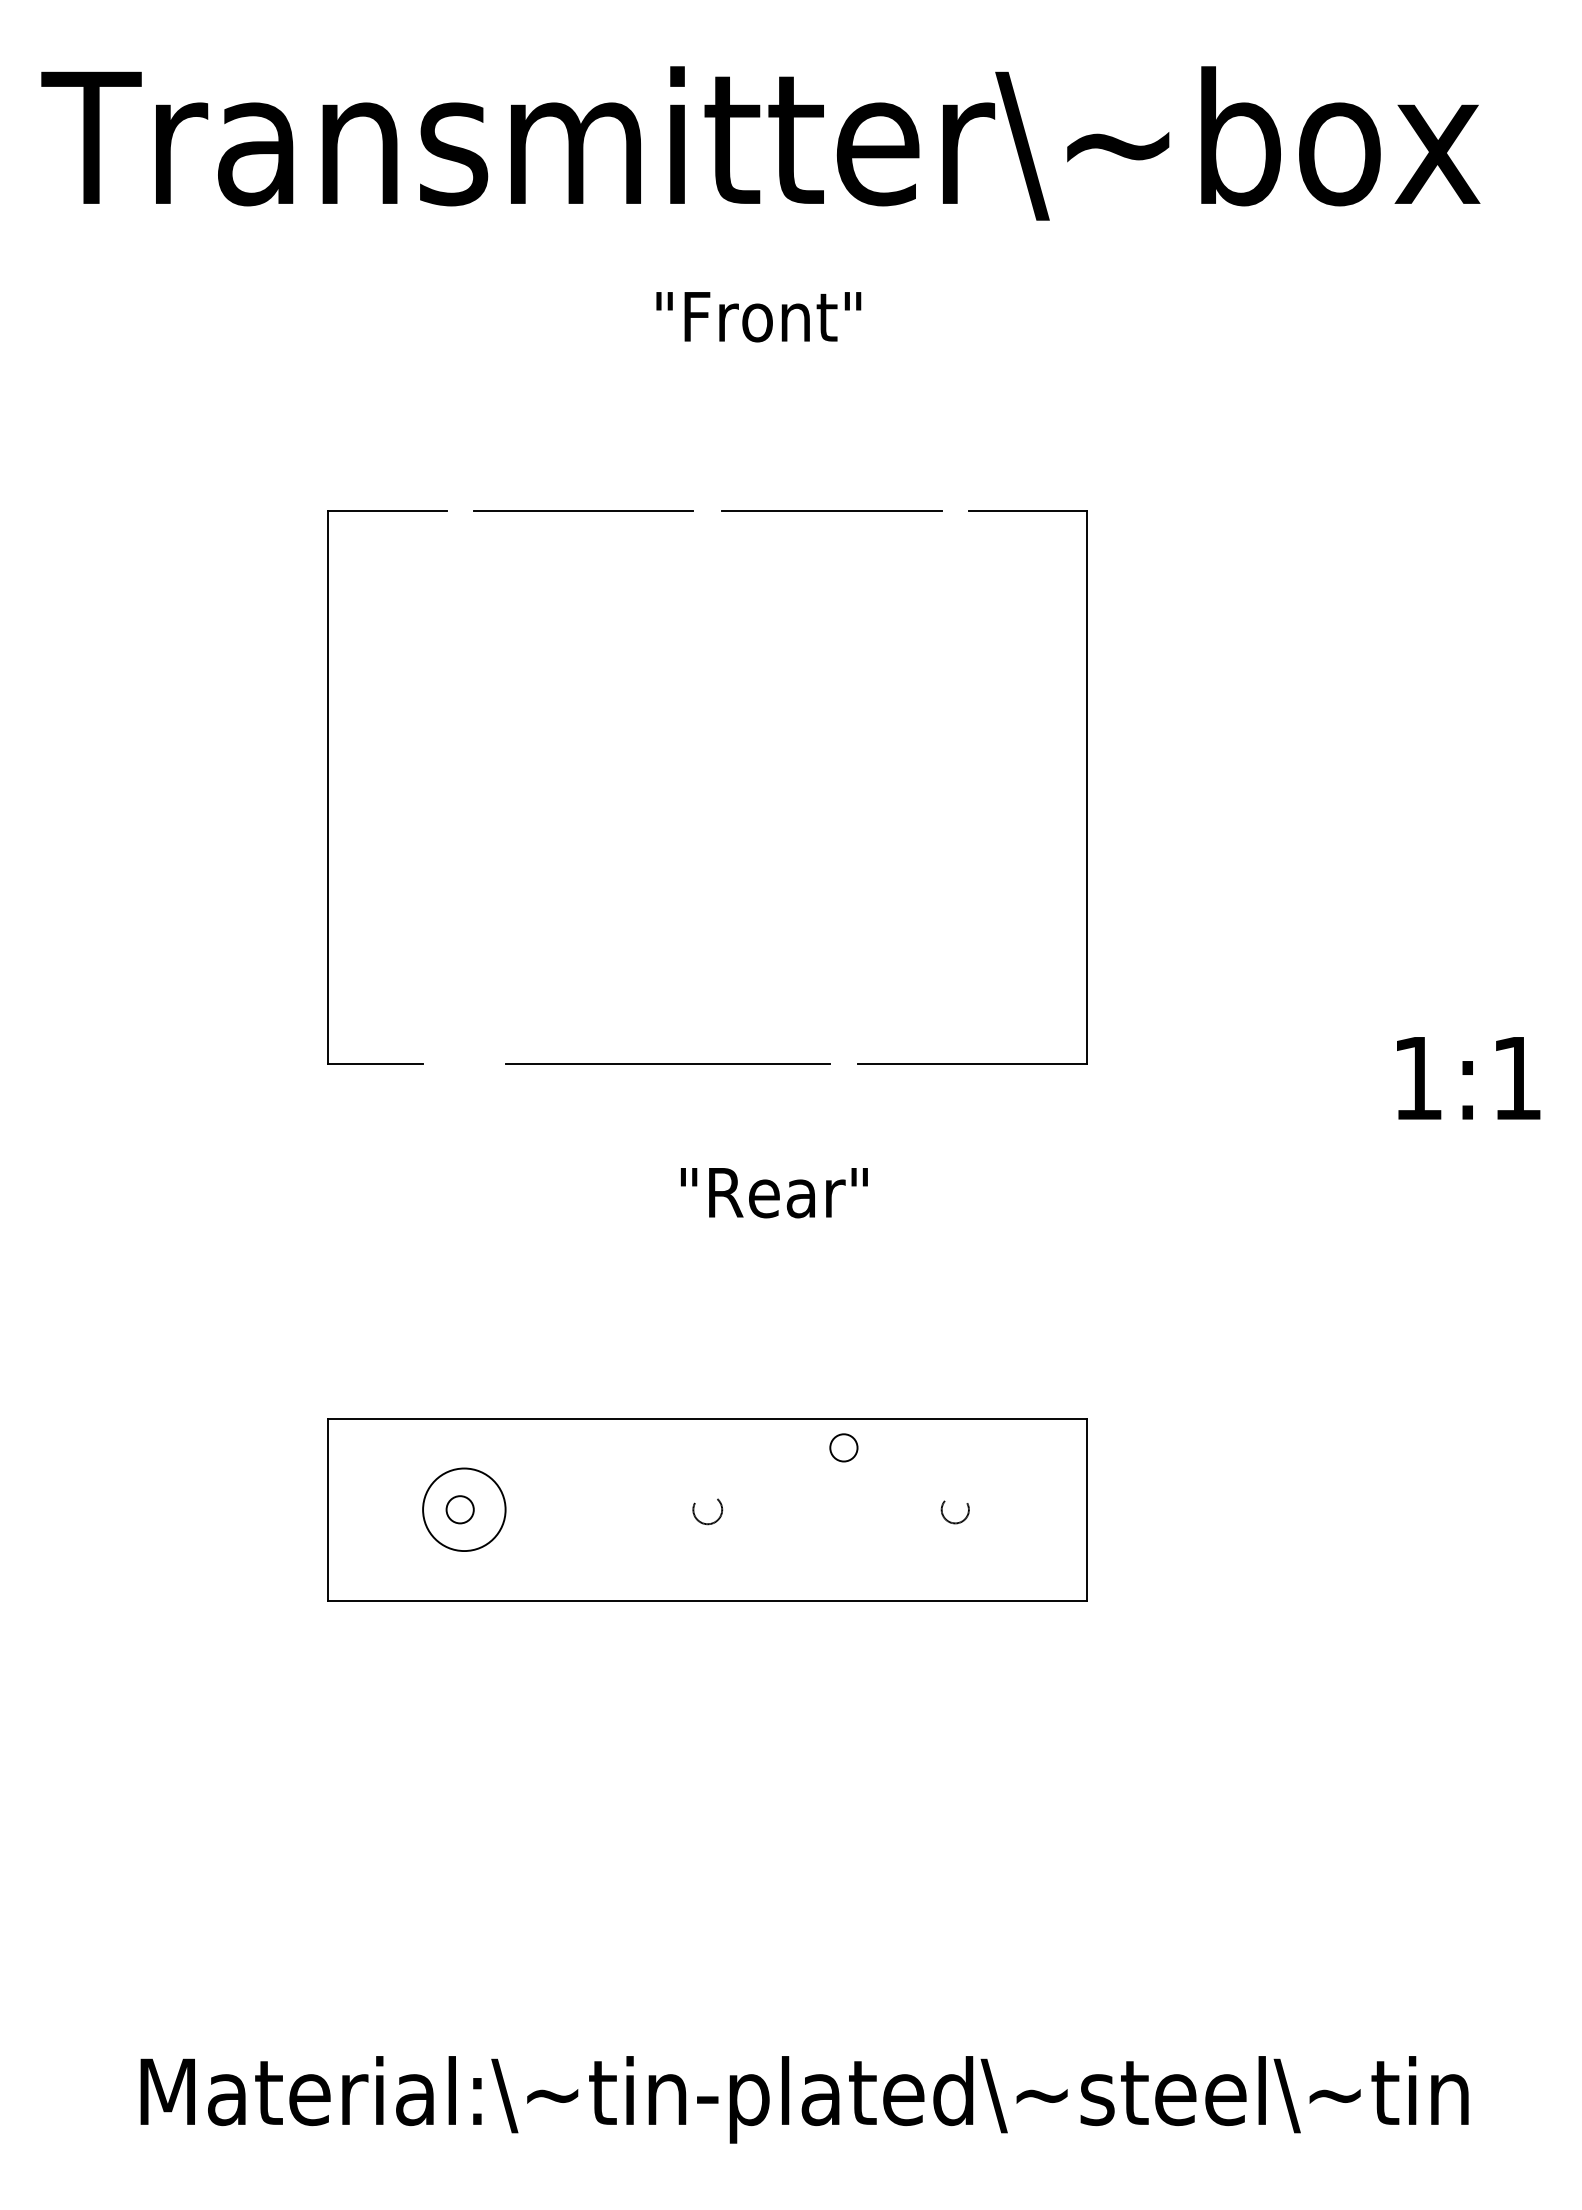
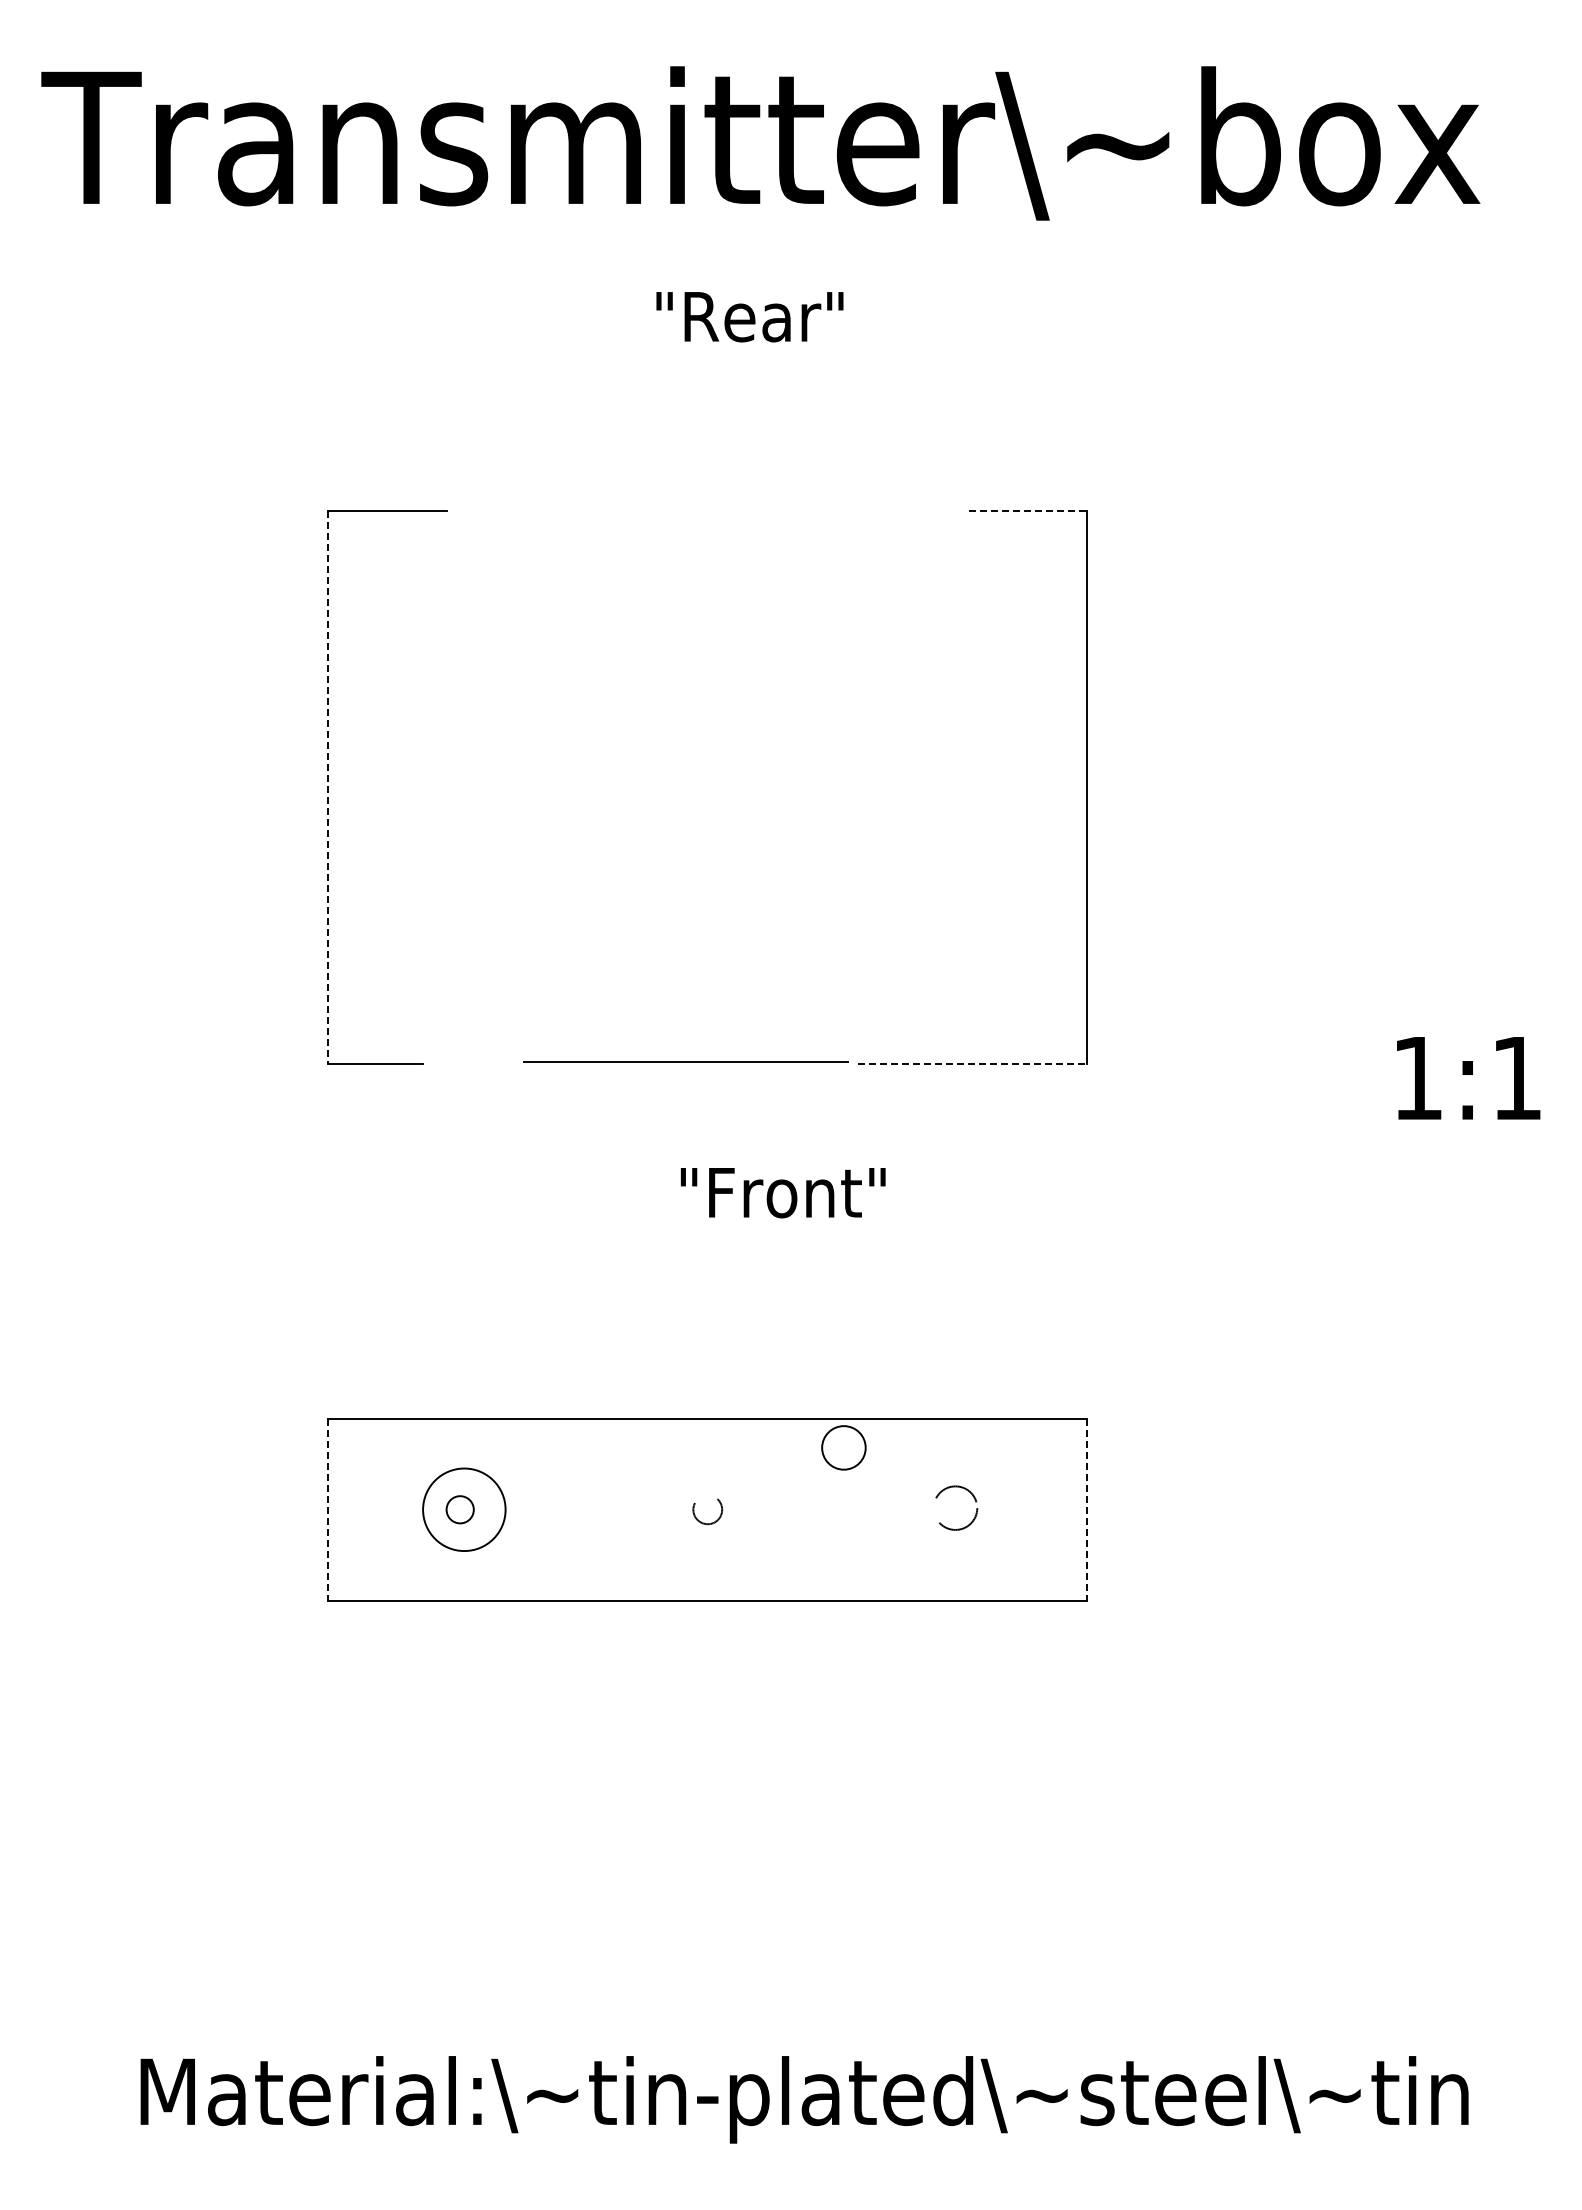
text: "Front" -> "Rear" (775, 317)
line: present -> none (831, 510)
line: present -> none (583, 511)
line: solid -> dashed (1028, 511)
line: solid -> dashed (328, 788)
line position: (667, 1063) -> (685, 1061) (685, 1061)
line: solid -> dashed (972, 1064)
text: "Rear" -> "Front" (800, 1193)
circle diameter: 27 px -> 44 px (843, 1447)
line: solid -> dashed (328, 1509)
line: solid -> dashed (1087, 1509)
circle size: 30x25 px -> 44x45 px (956, 1508)
